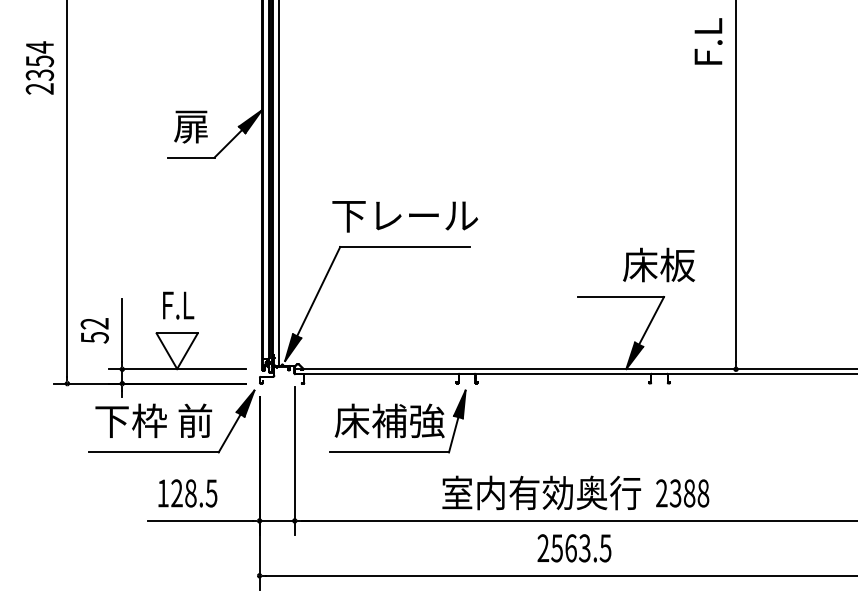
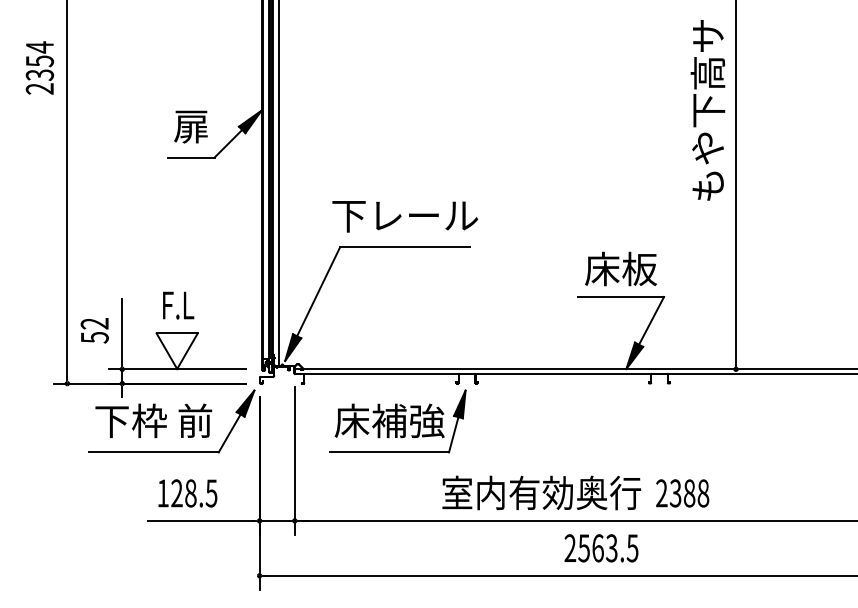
text: F.L -> もや下高サ (707, 109)
text position: (658, 264) -> (620, 268) (620, 268)
text position: (574, 548) -> (601, 548) (601, 548)
